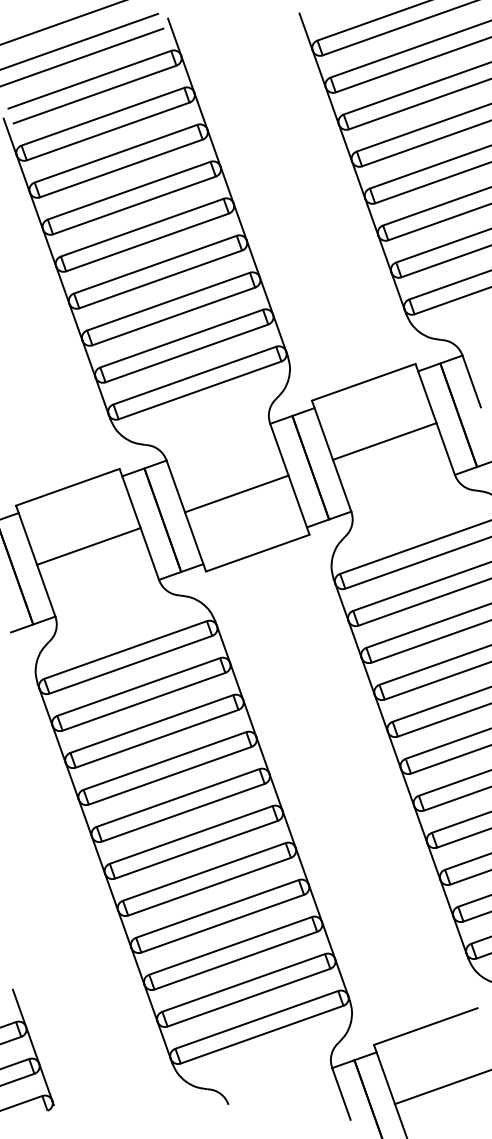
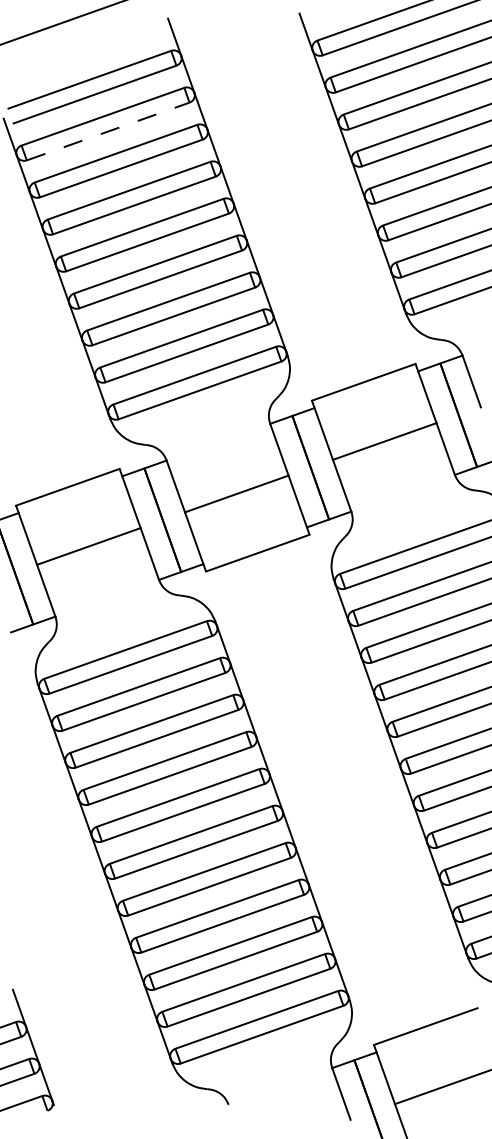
line: present -> none (80, 40)
line: present -> none (82, 56)
line: solid -> dashed (108, 131)
